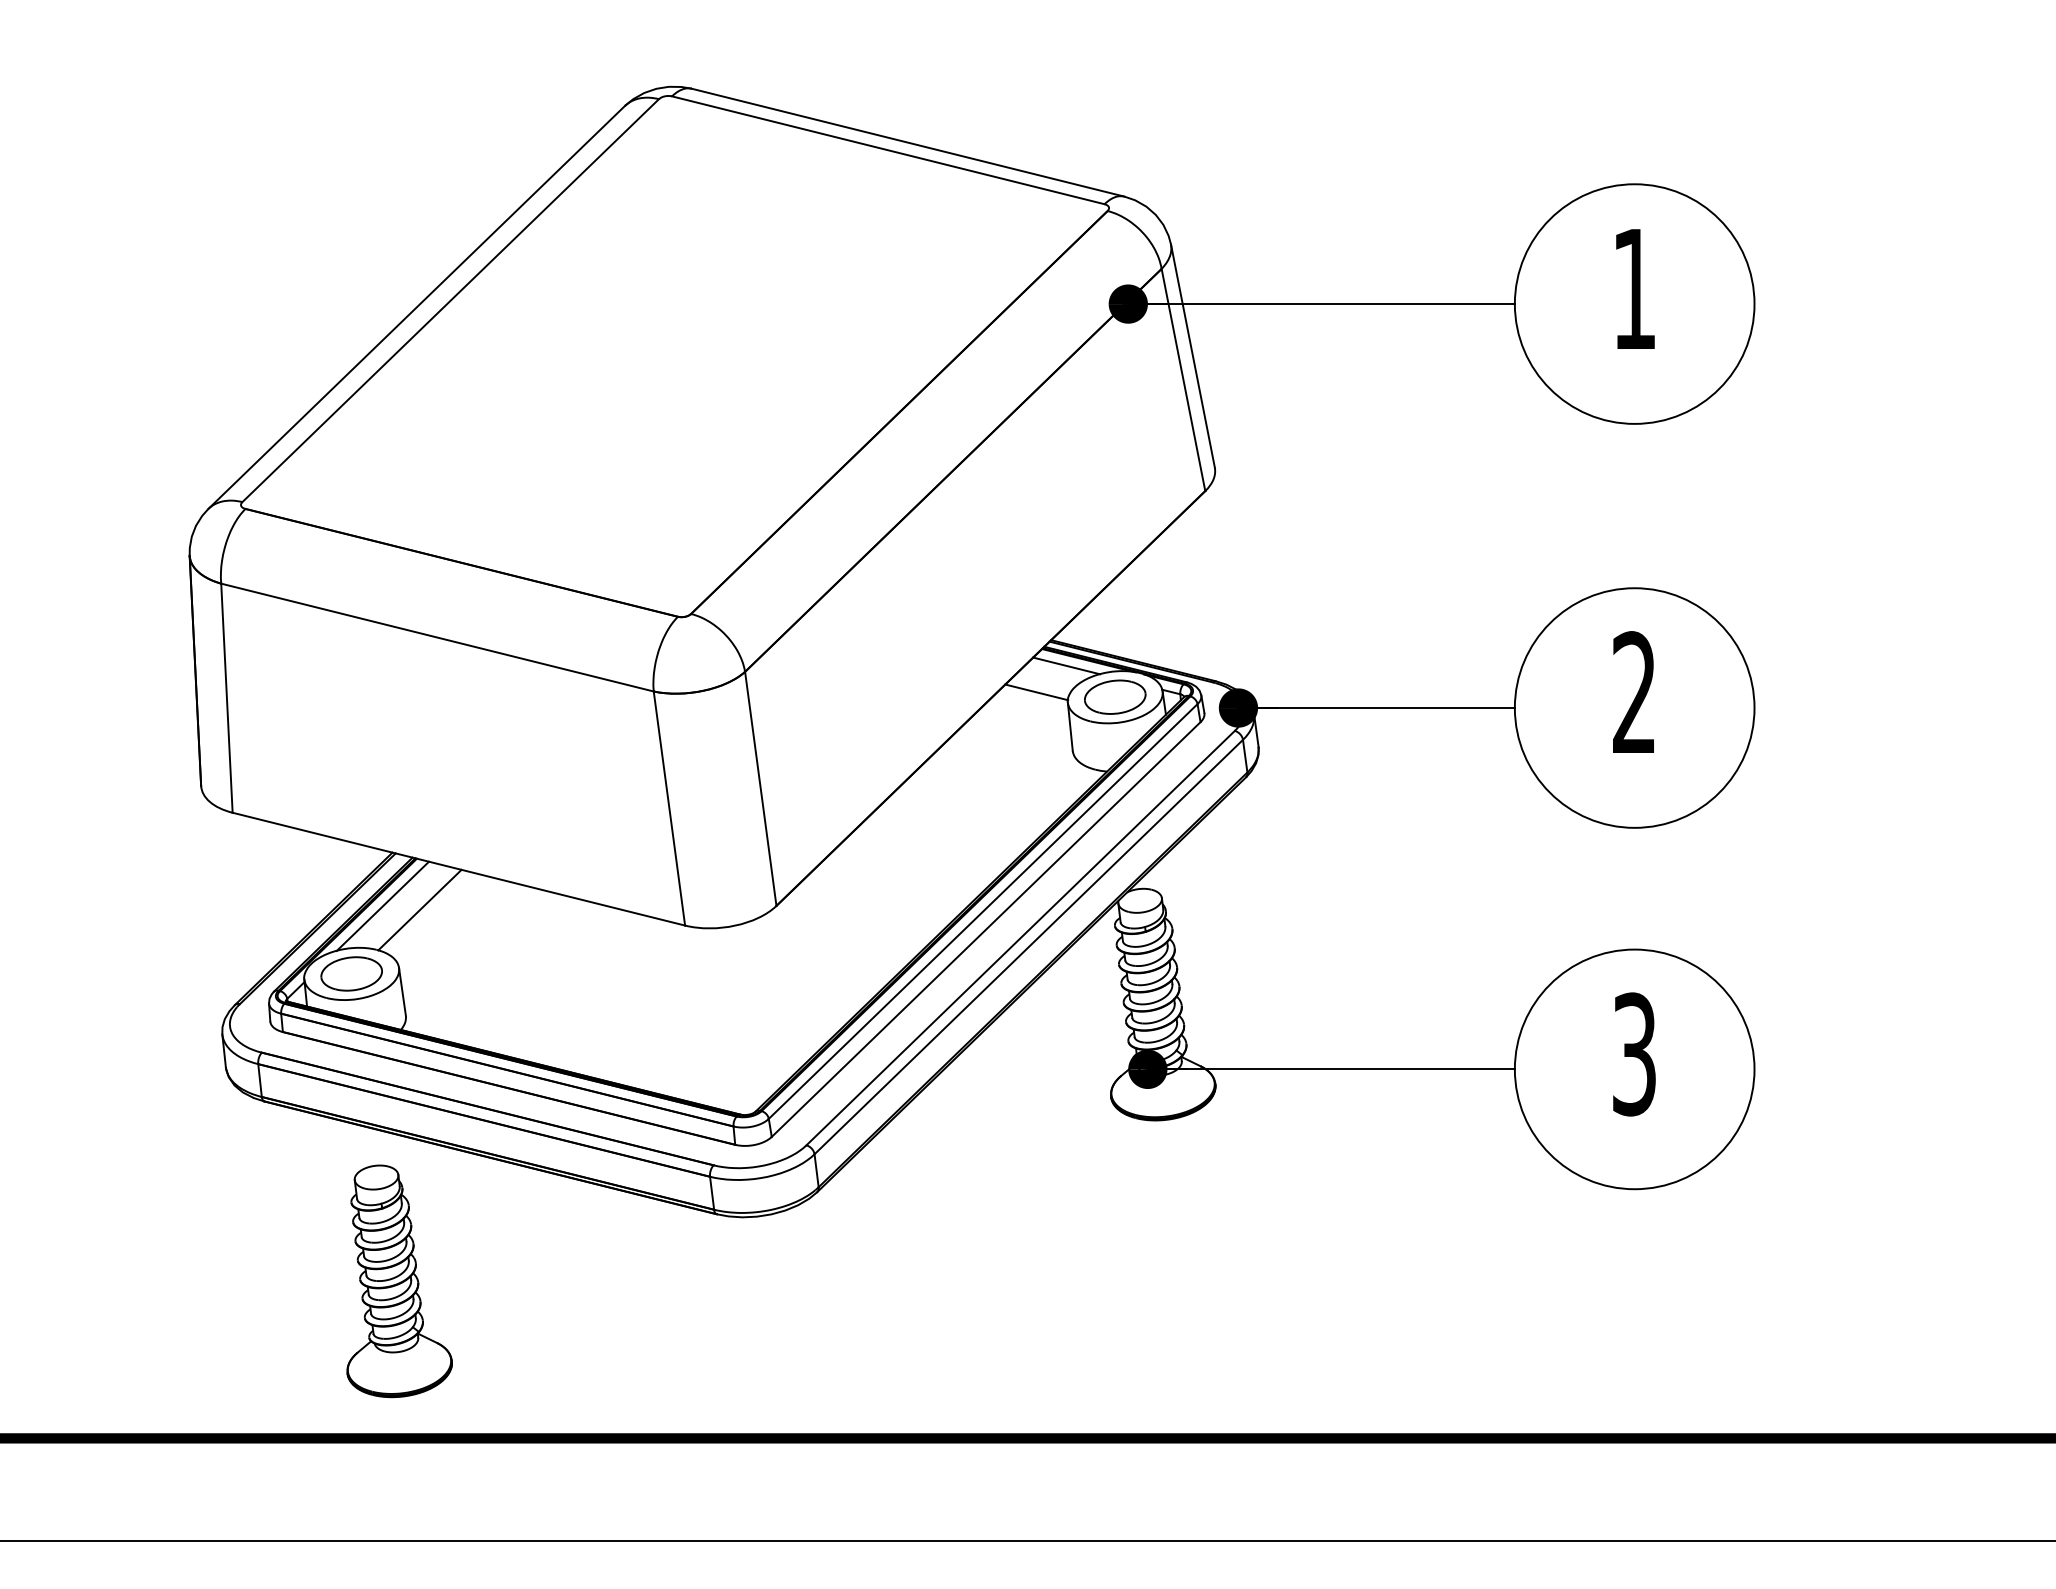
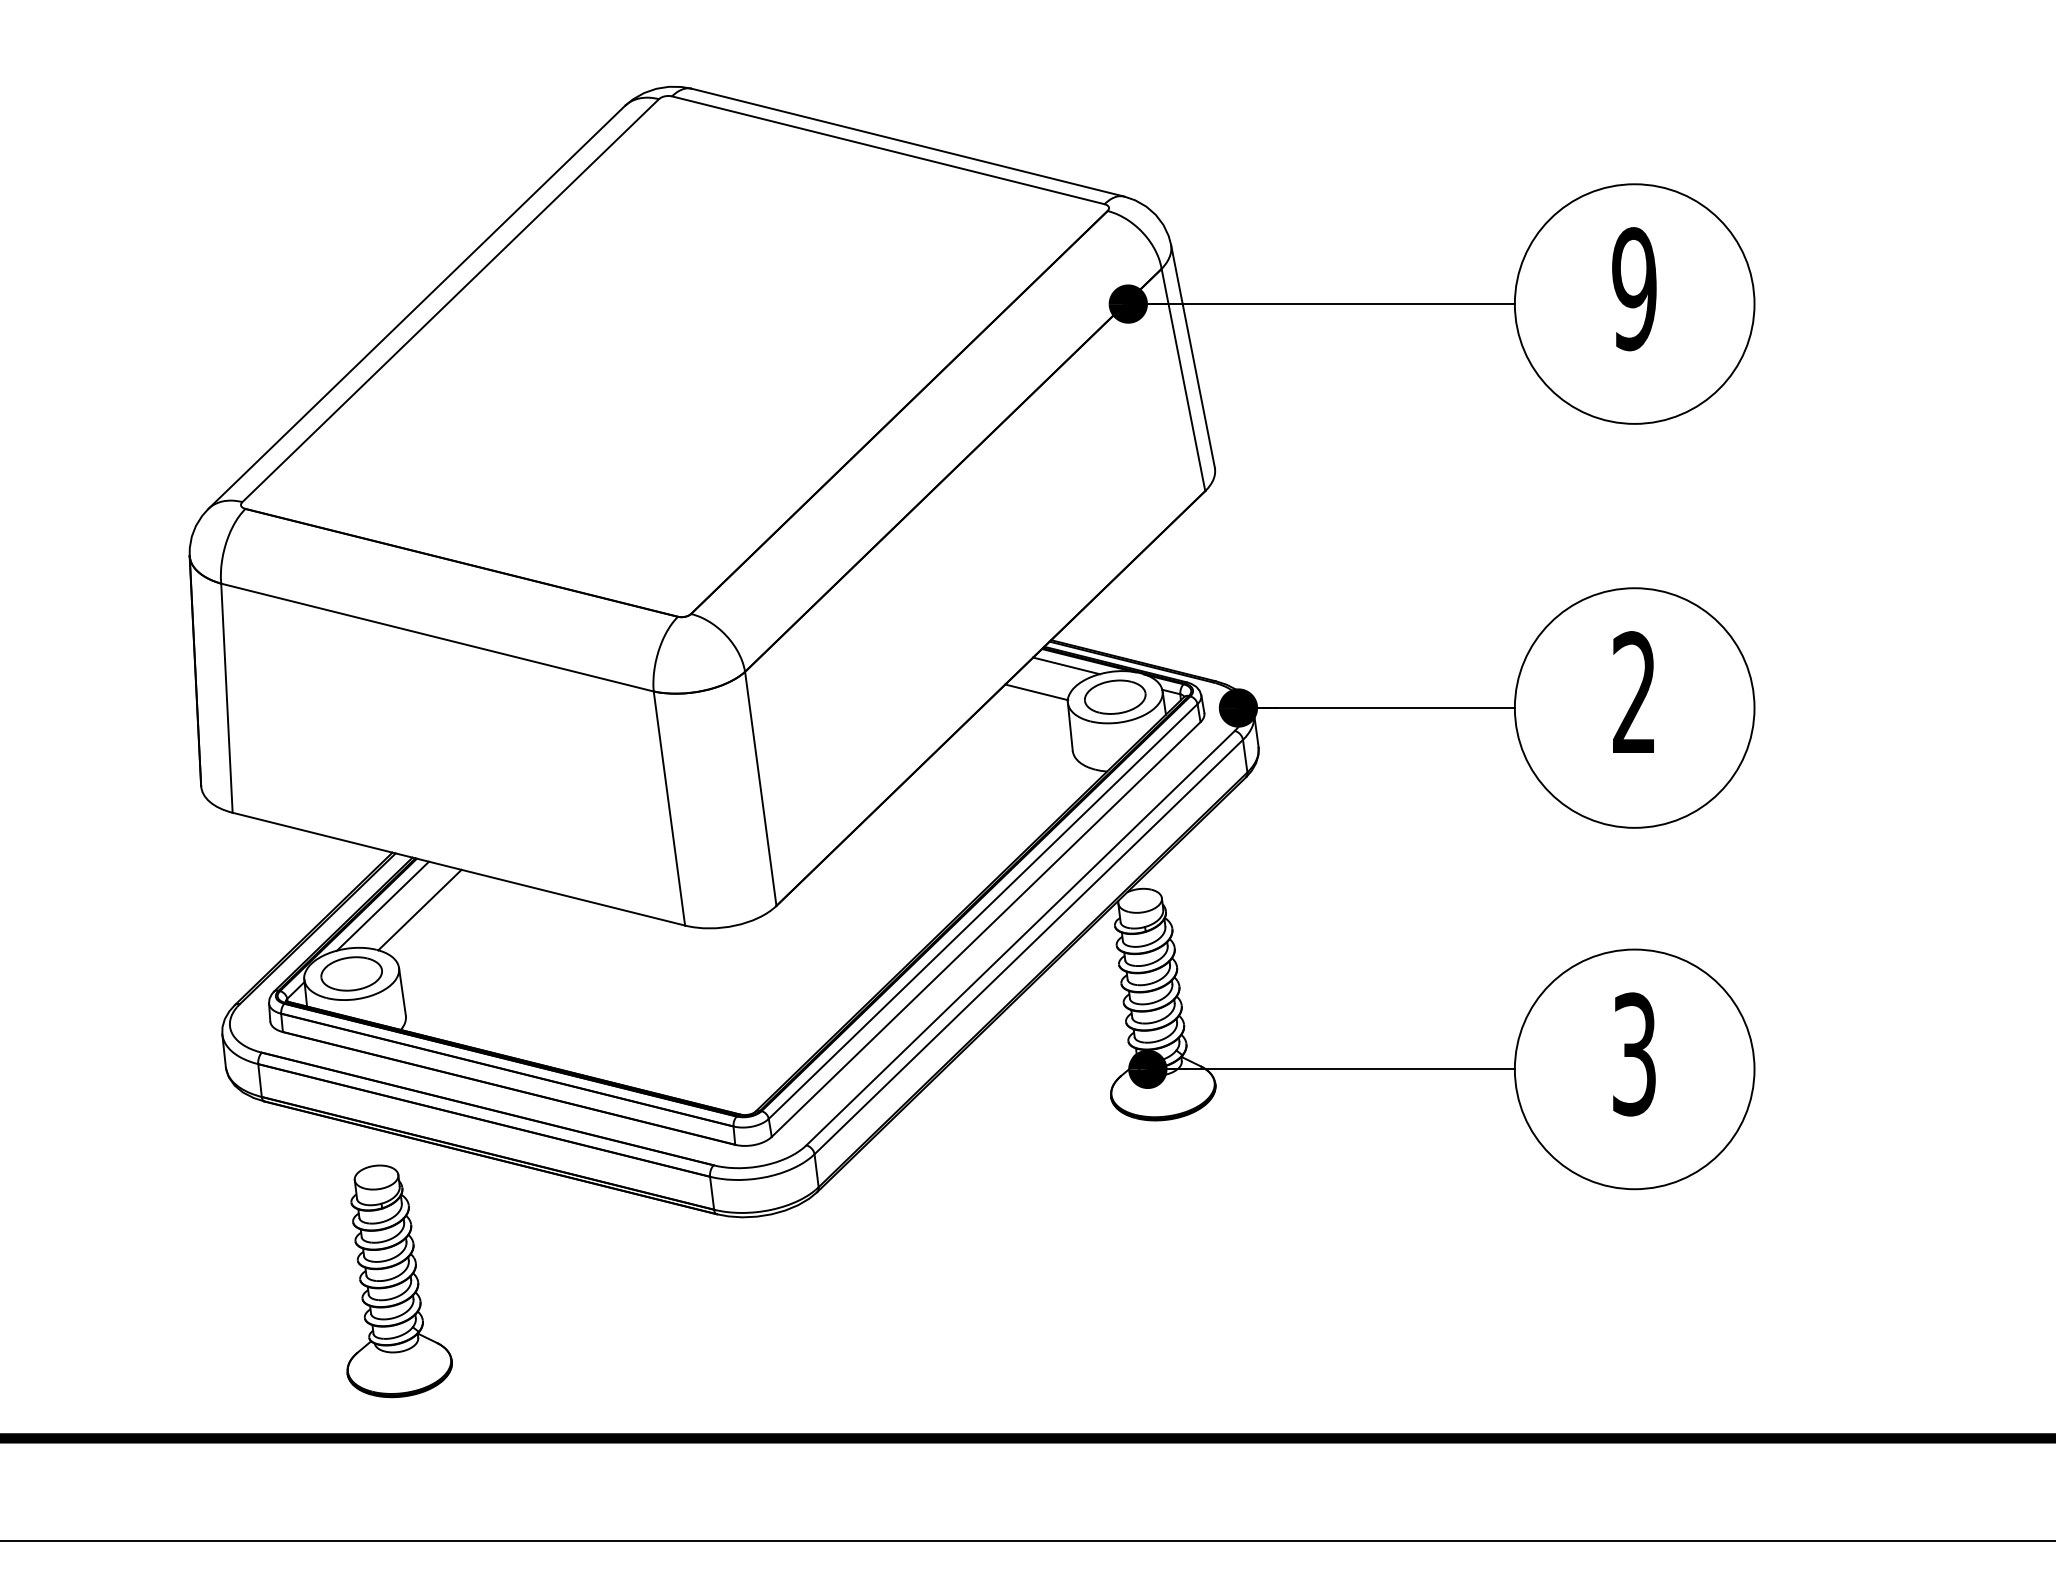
text: 1 -> 9 (1634, 289)
